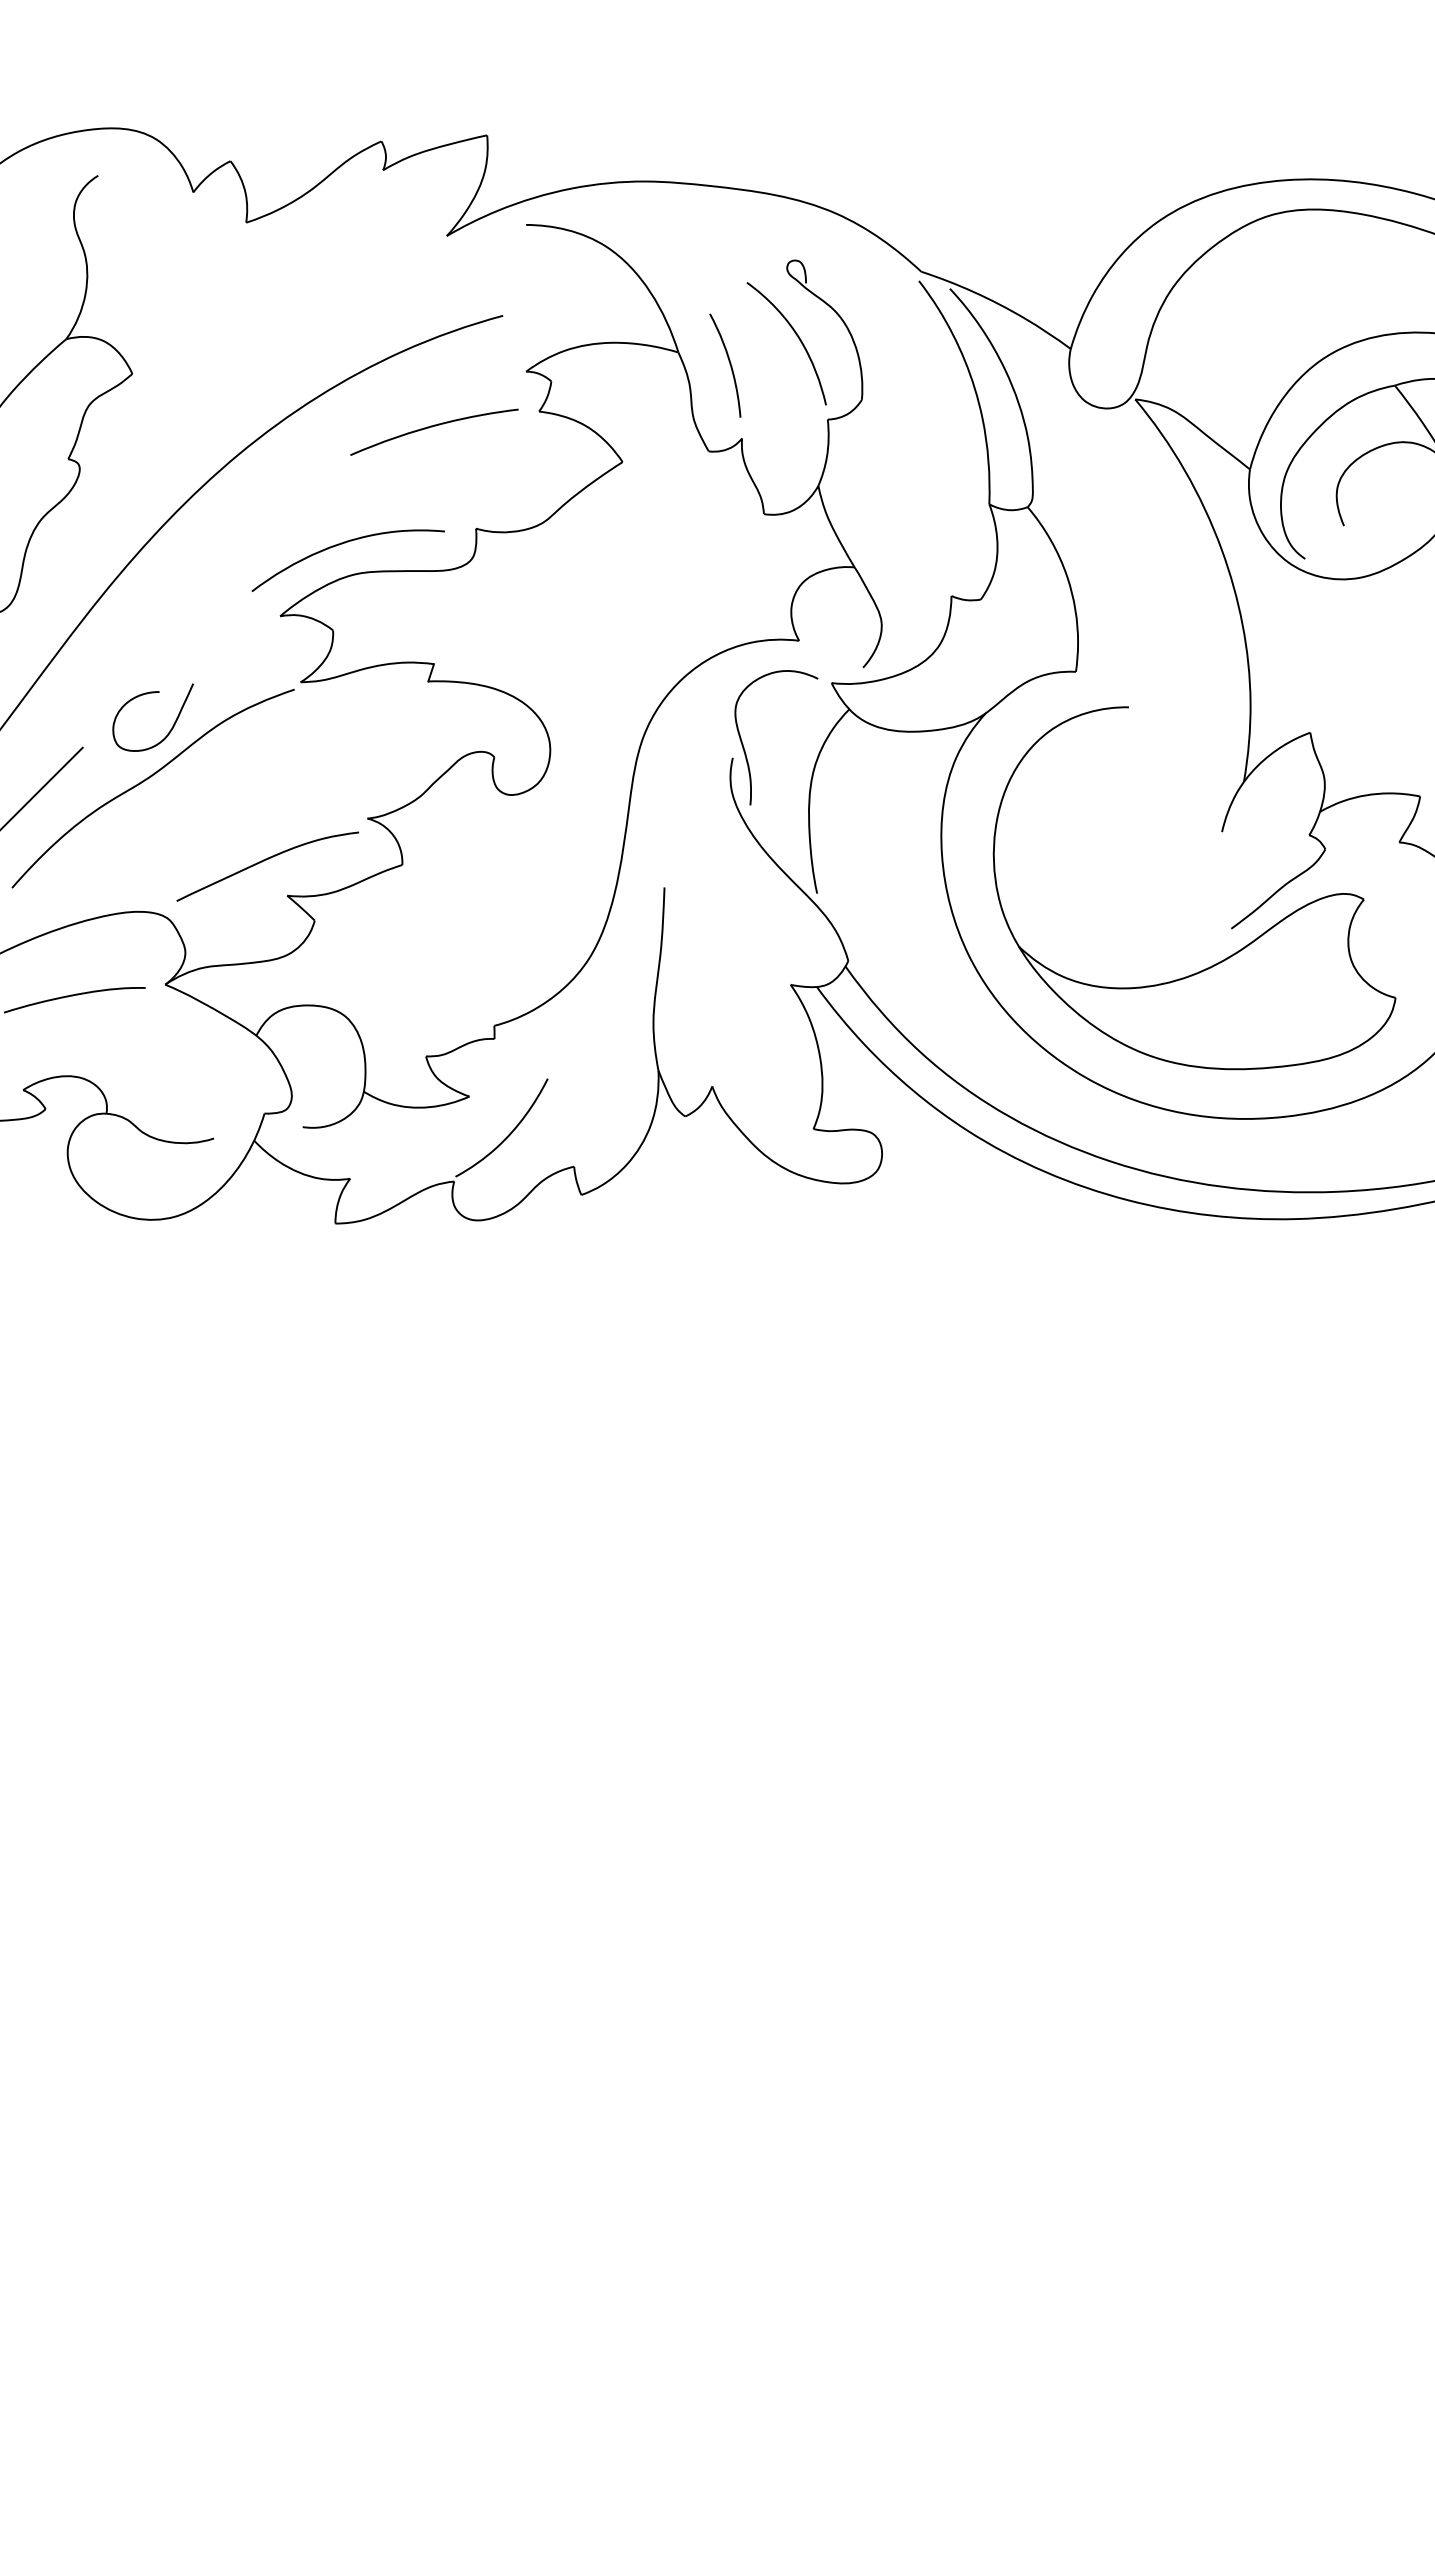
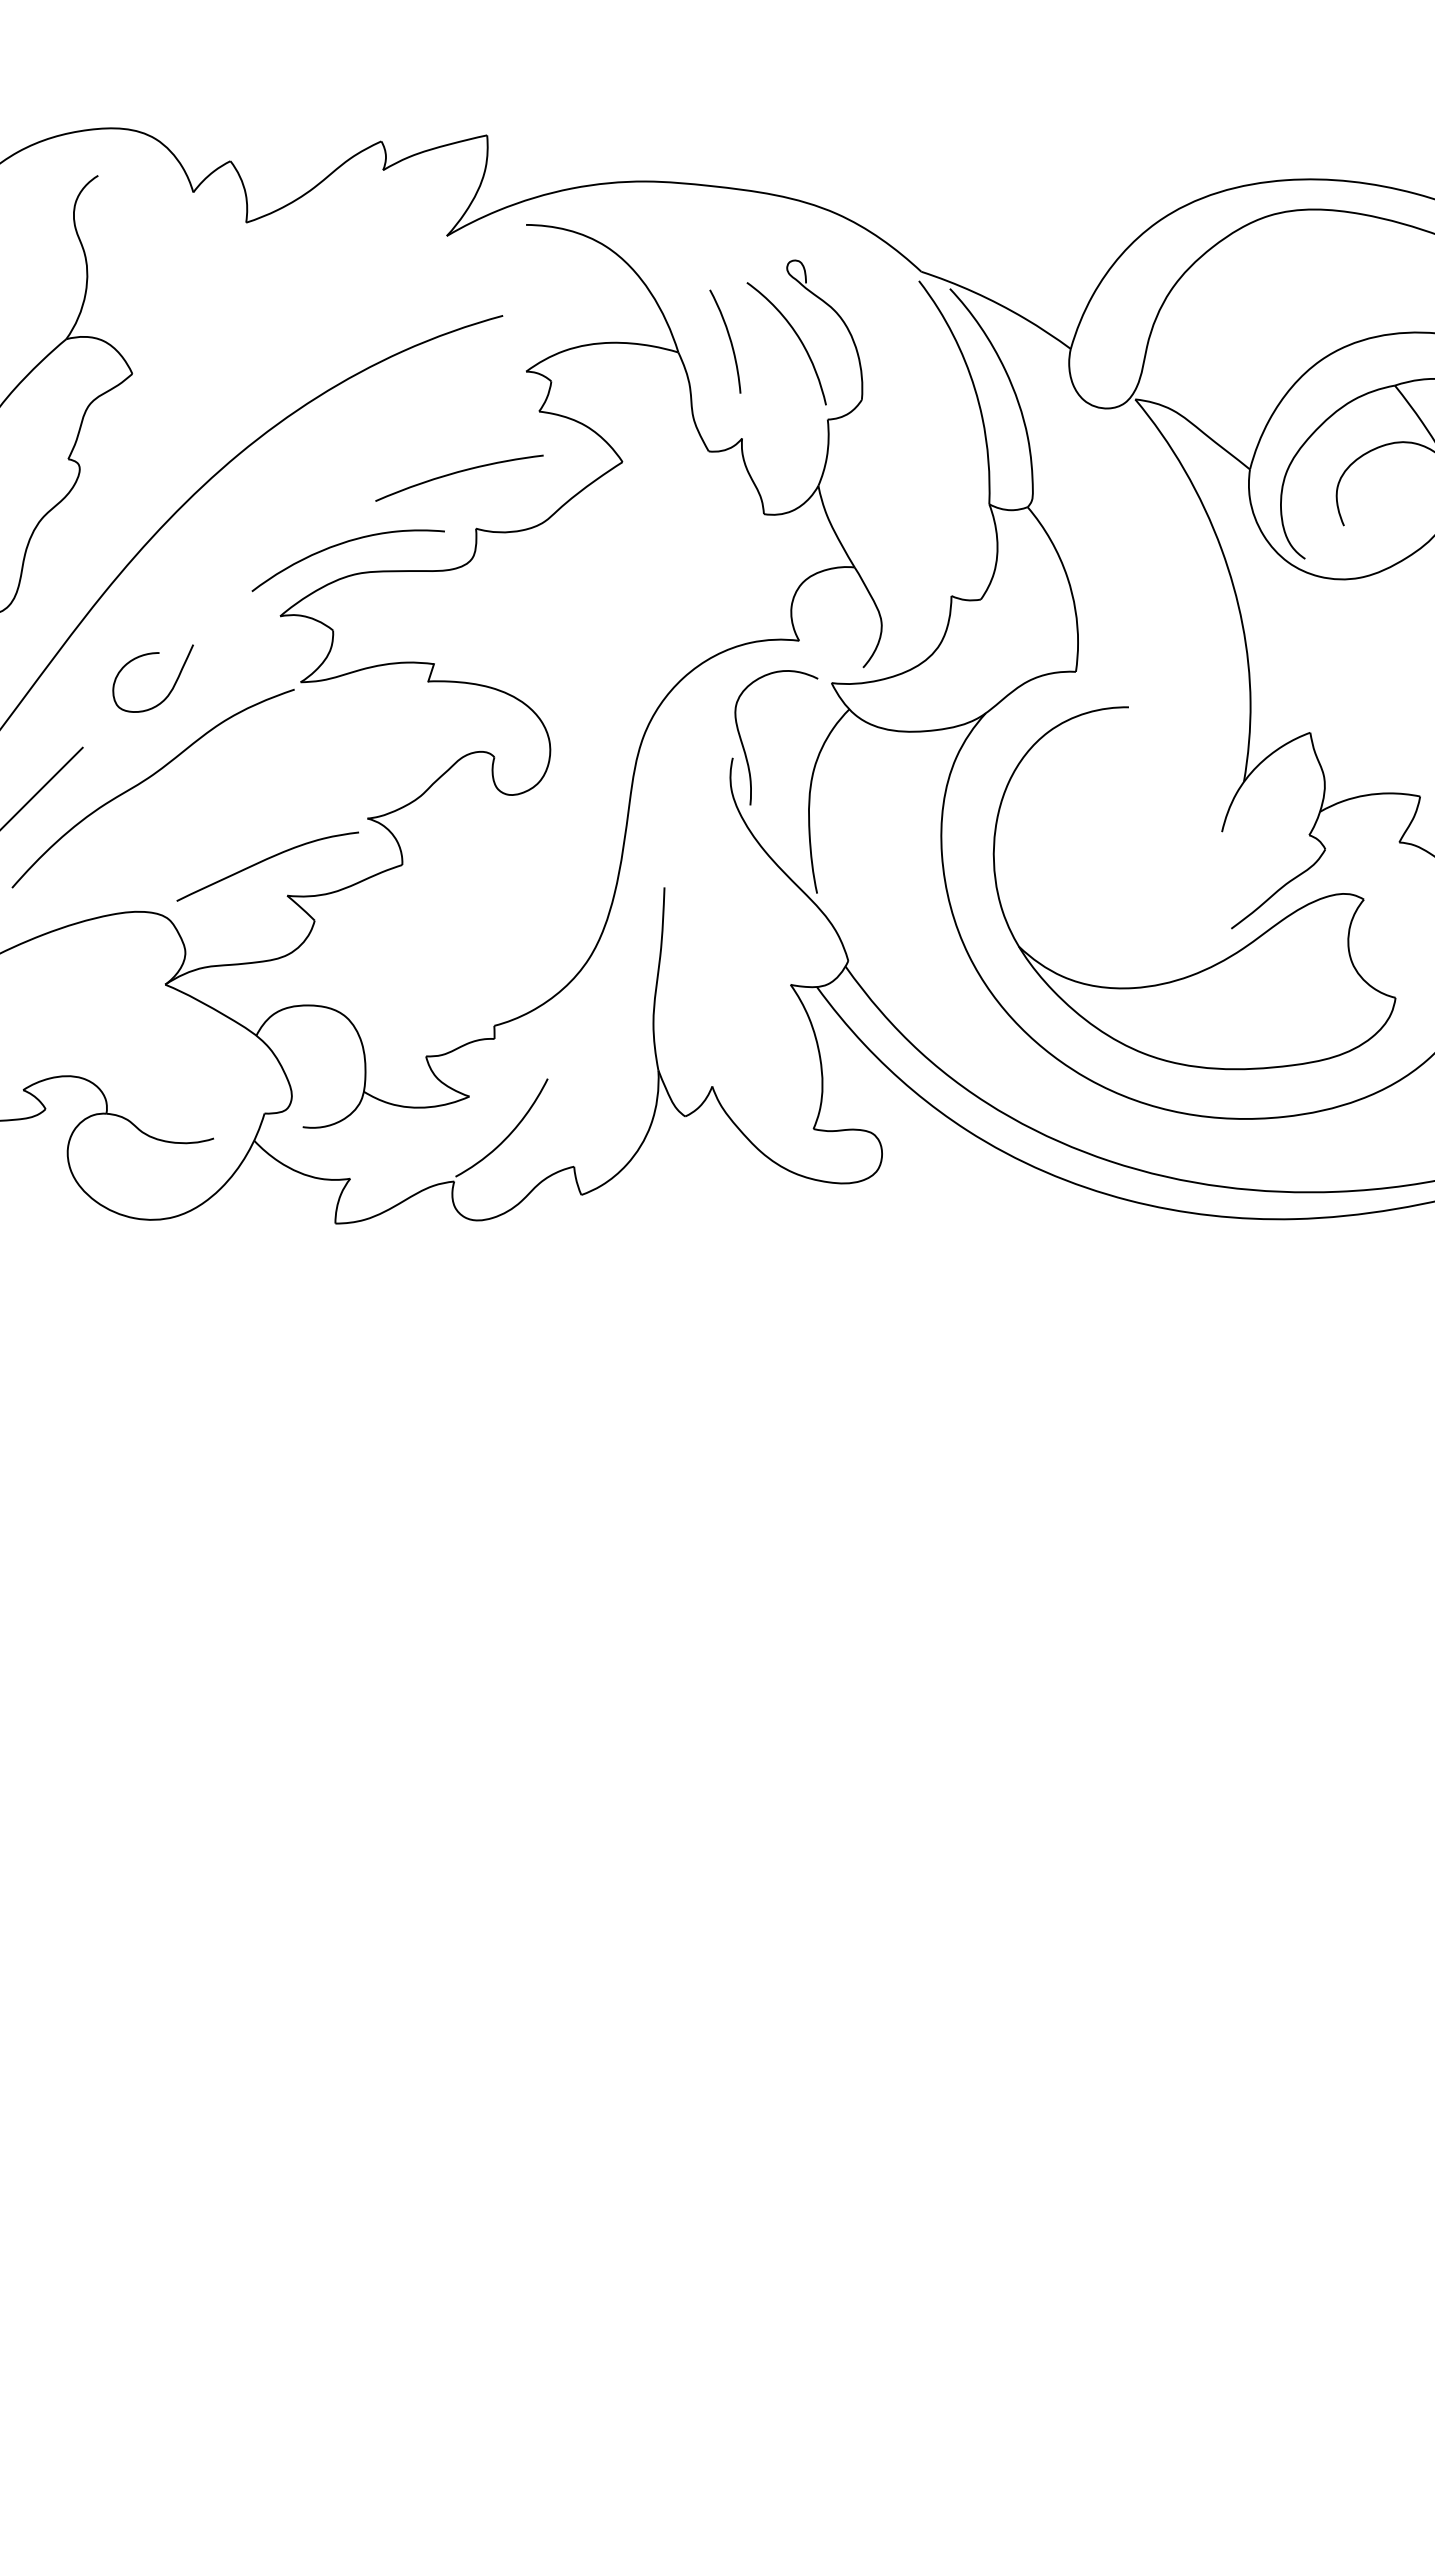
curve position: (729, 364) -> (729, 340) (729, 340)
curve position: (432, 427) -> (457, 473) (457, 473)
curve position: (169, 730) -> (169, 691) (169, 691)
curve: present -> none (73, 996)
